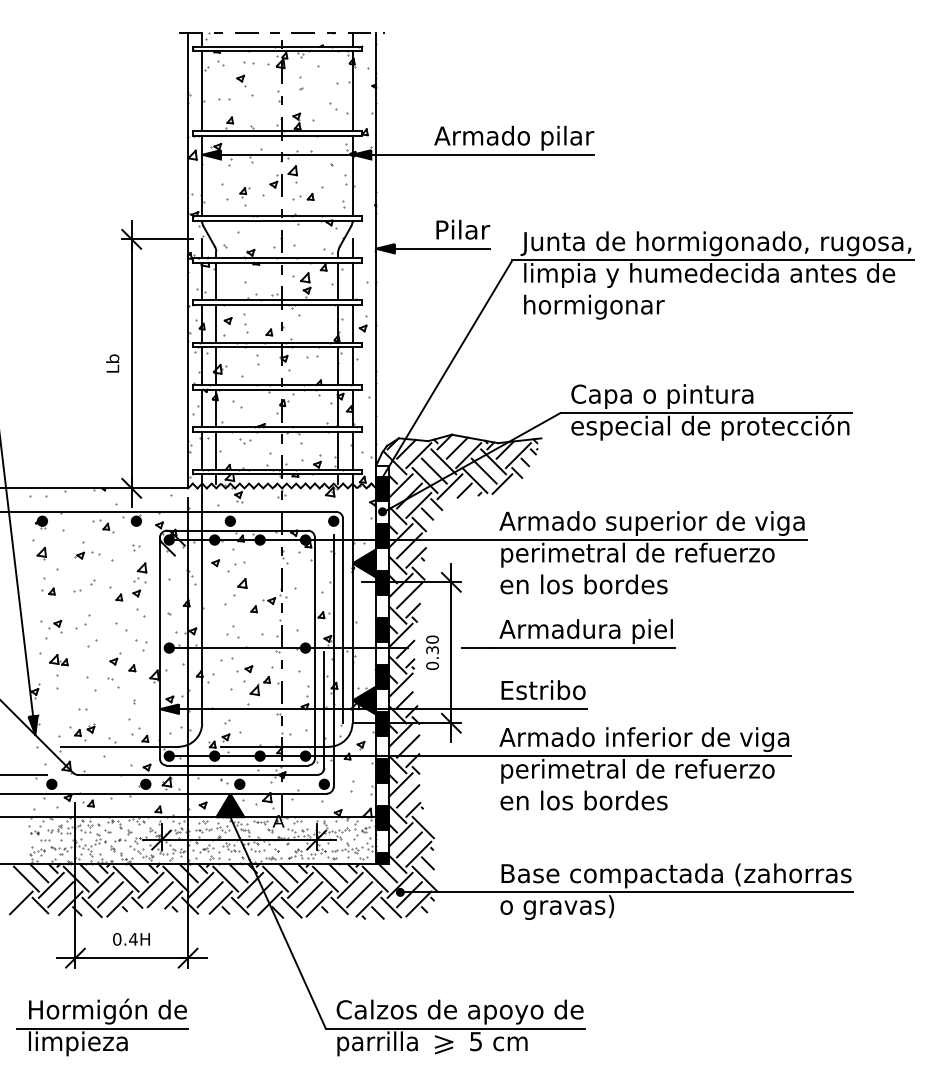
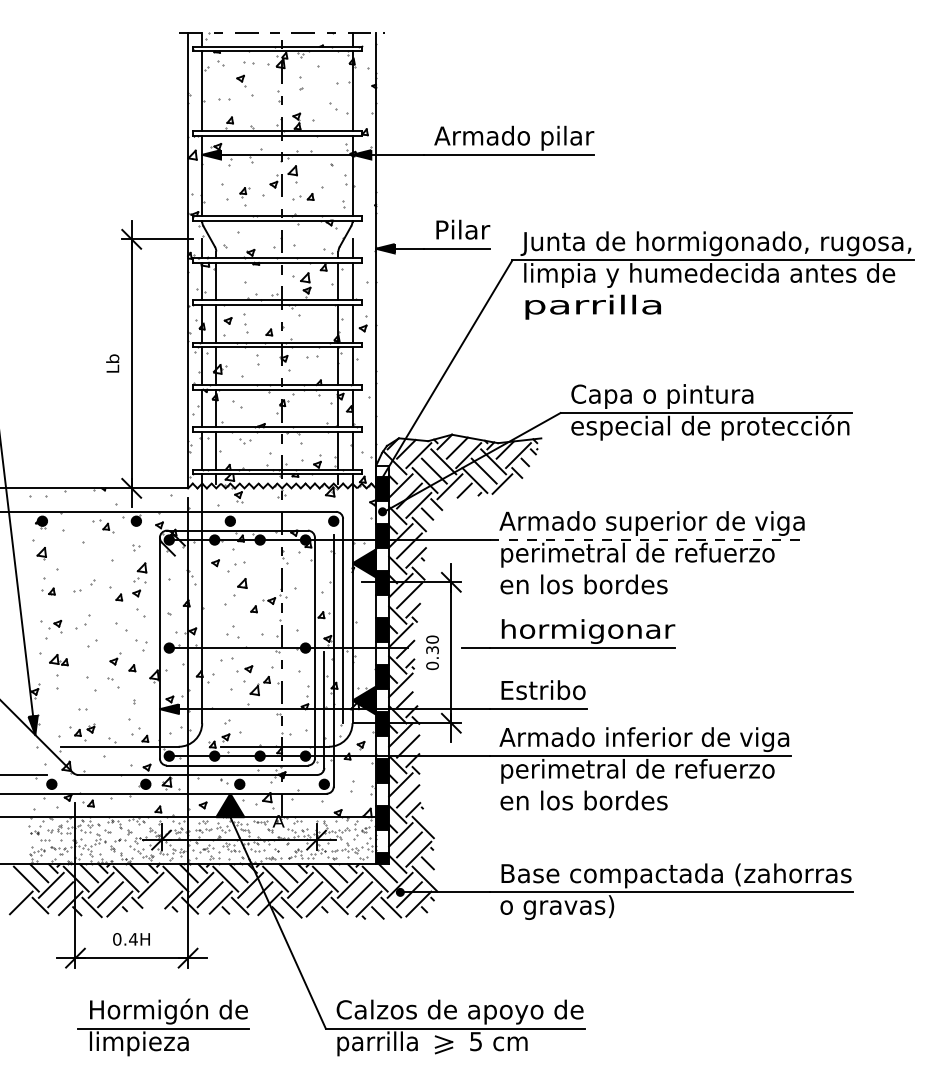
text: hormigonar -> parrilla (594, 306)
line: solid -> dashed (648, 540)
part: present -> none (87, 555)
text: Armadura piel -> hormigonar (587, 631)
line: present -> none (159, 894)
part position: (102, 1027) -> (163, 1027) (163, 1027)
